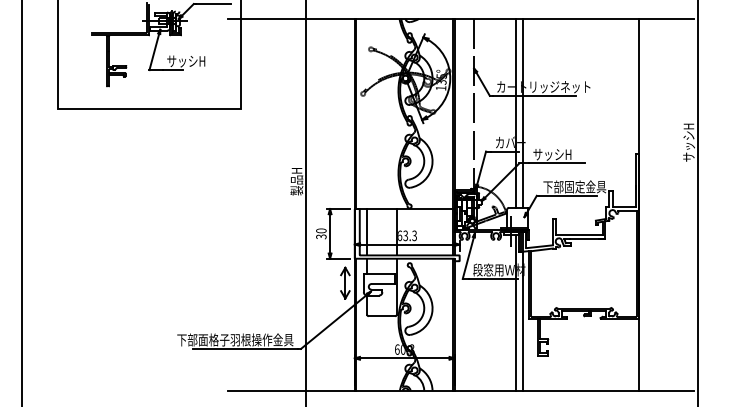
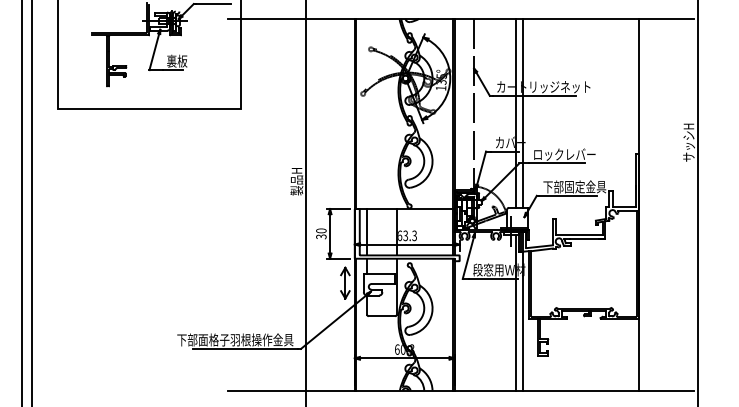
text: サッシH -> 裏板 (186, 60)
text: サッシH -> ロックレバー (564, 154)
line: none -> present (32, 202)
